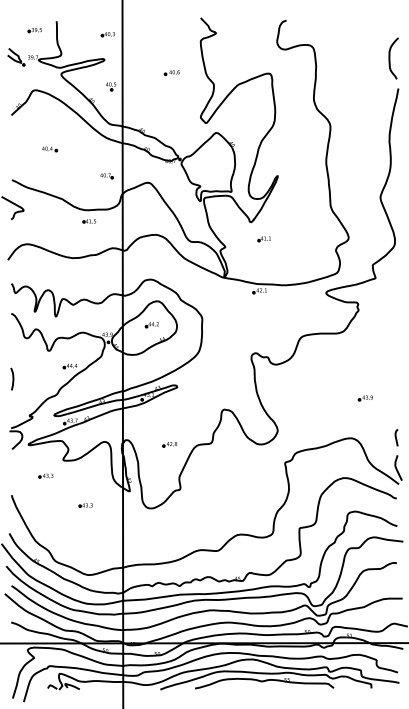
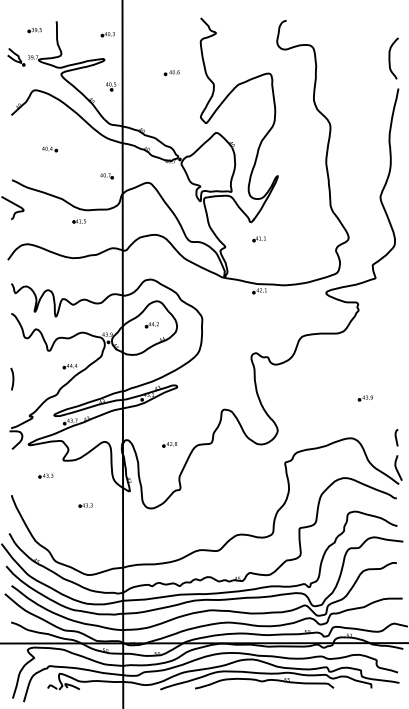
part position: (89, 221) -> (79, 221) (79, 221)
part position: (263, 239) -> (258, 239) (258, 239)
